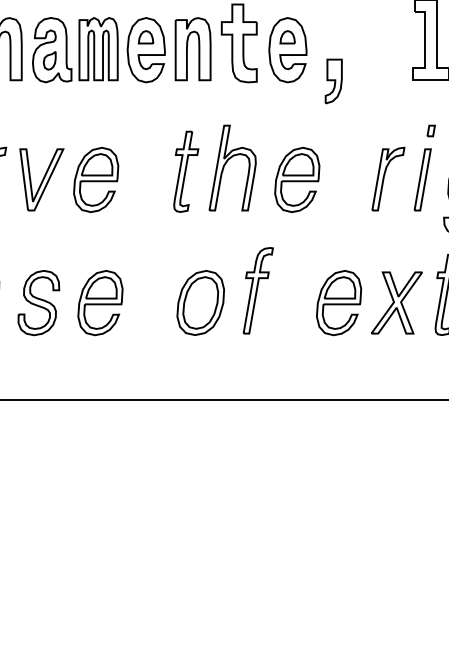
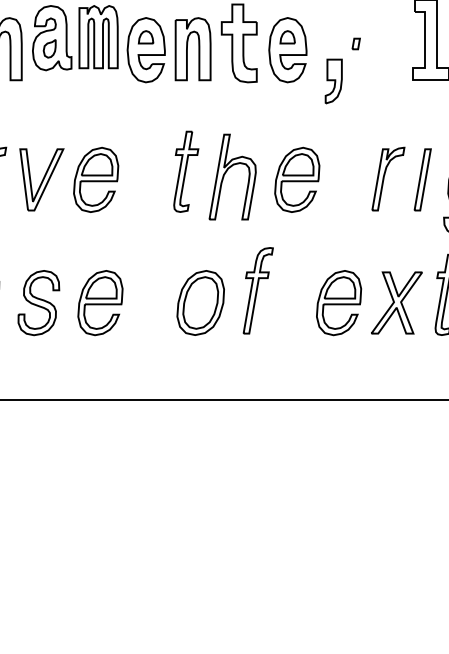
part position: (75, 50) -> (75, 38) (75, 38)
part position: (430, 130) -> (355, 43) (355, 43)
part position: (227, 162) -> (227, 171) (227, 171)
